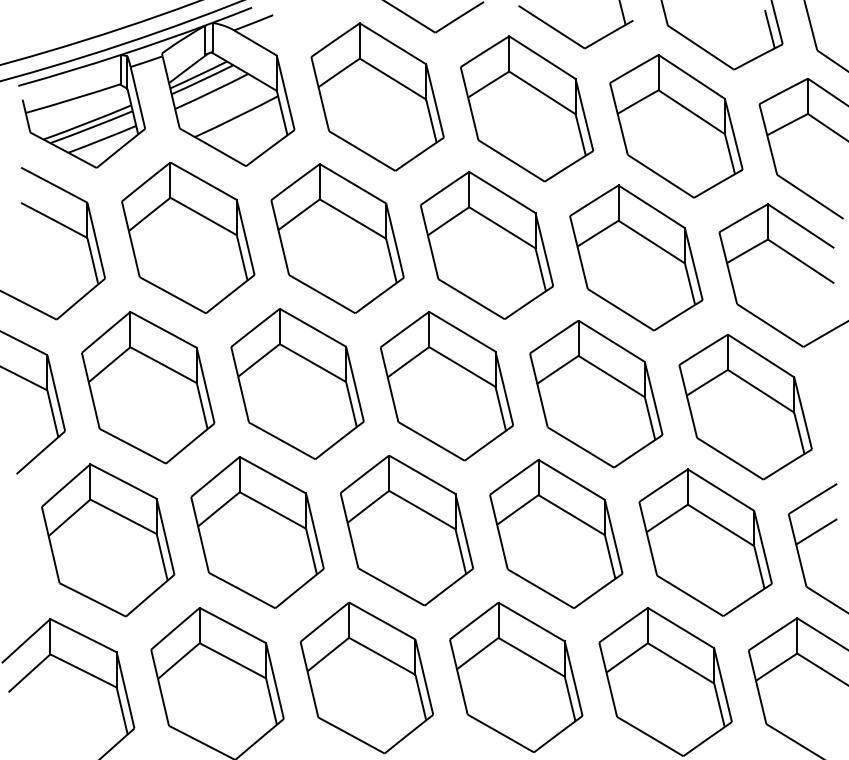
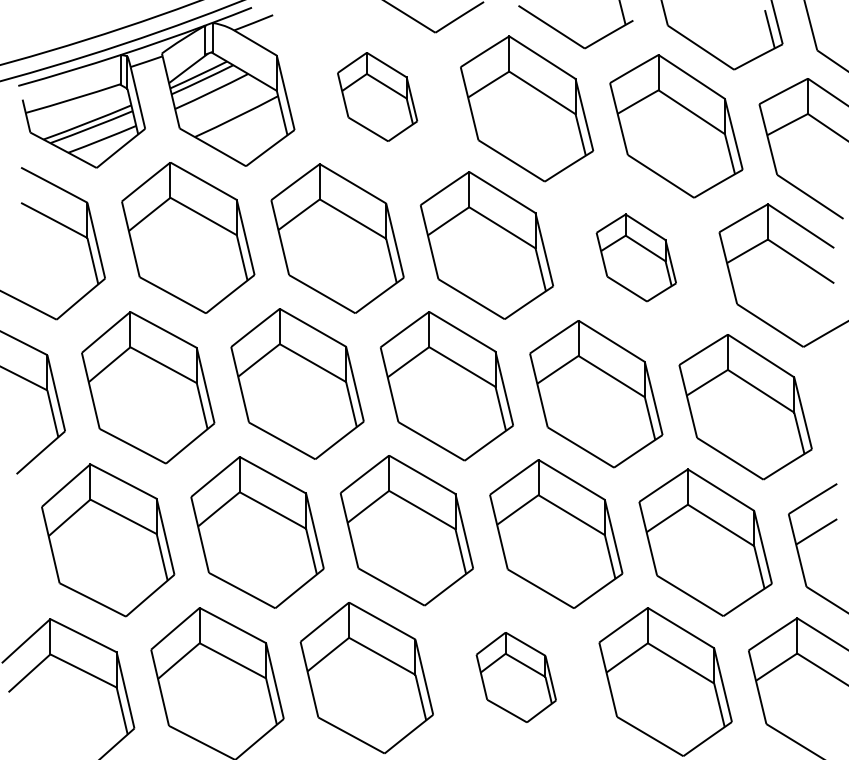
part size: 135x150 px -> 82x90 px (377, 96)
part size: 135x148 px -> 82x90 px (635, 257)
part size: 135x151 px -> 82x91 px (515, 677)
